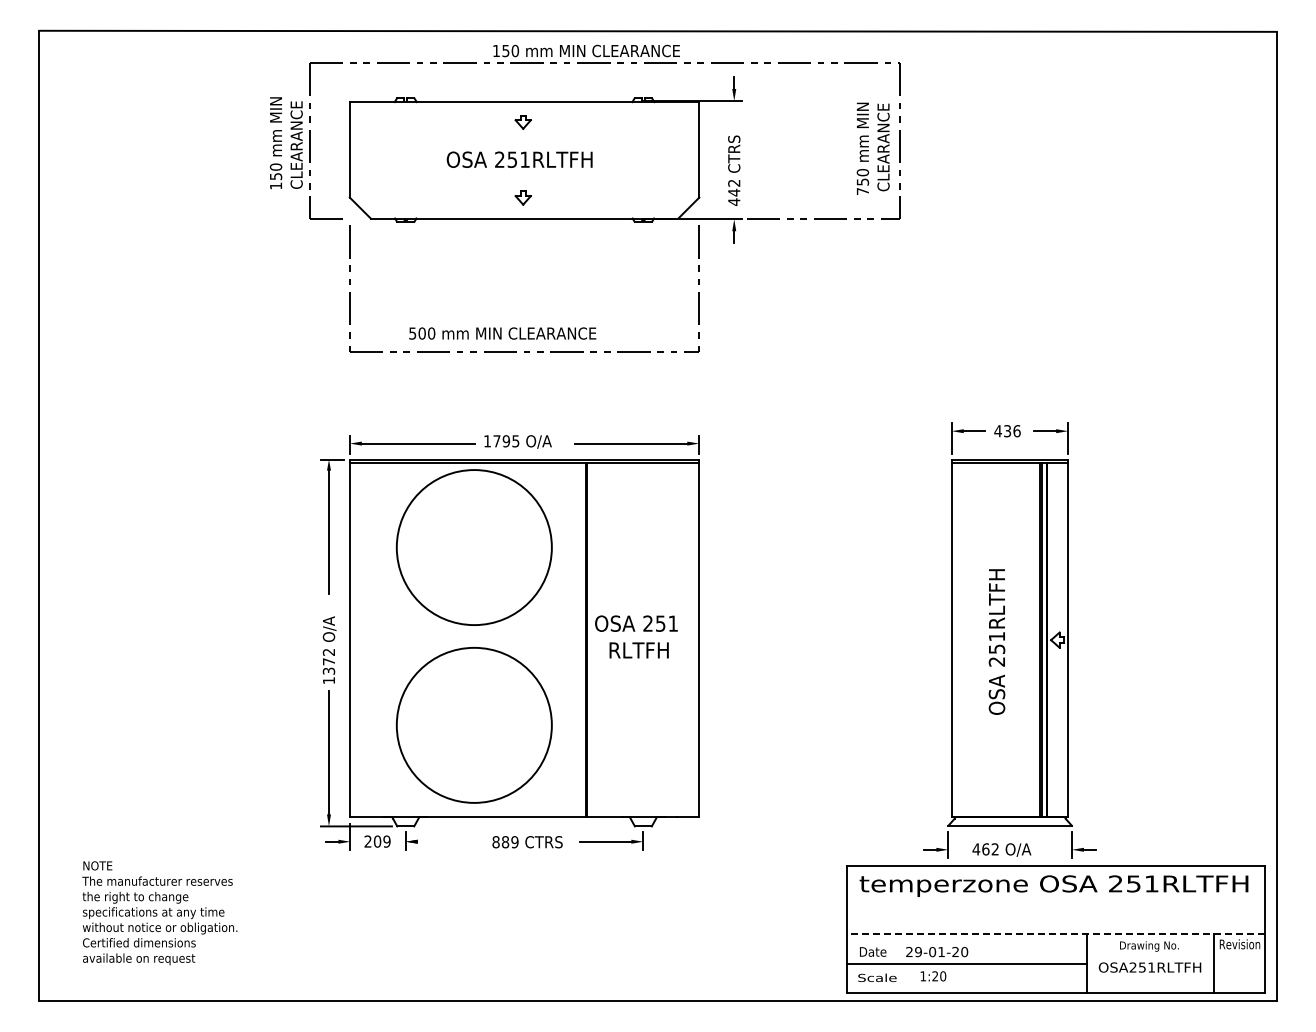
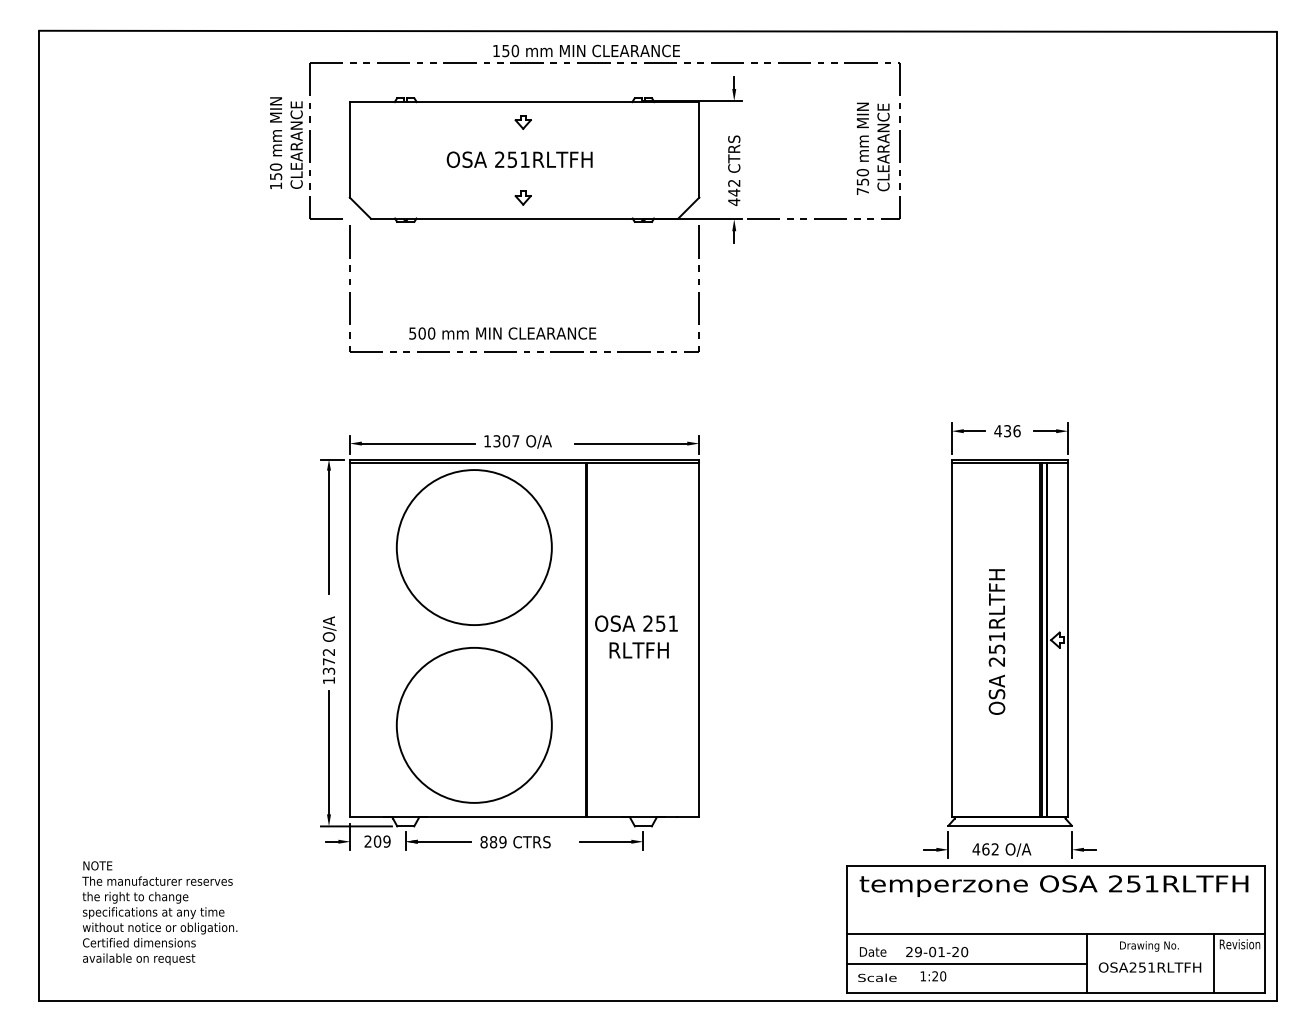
text: 1795 -> 1307 (506, 441)
line: none -> present (444, 841)
text position: (527, 842) -> (515, 842) (515, 842)
line: dashed -> solid (1056, 933)
